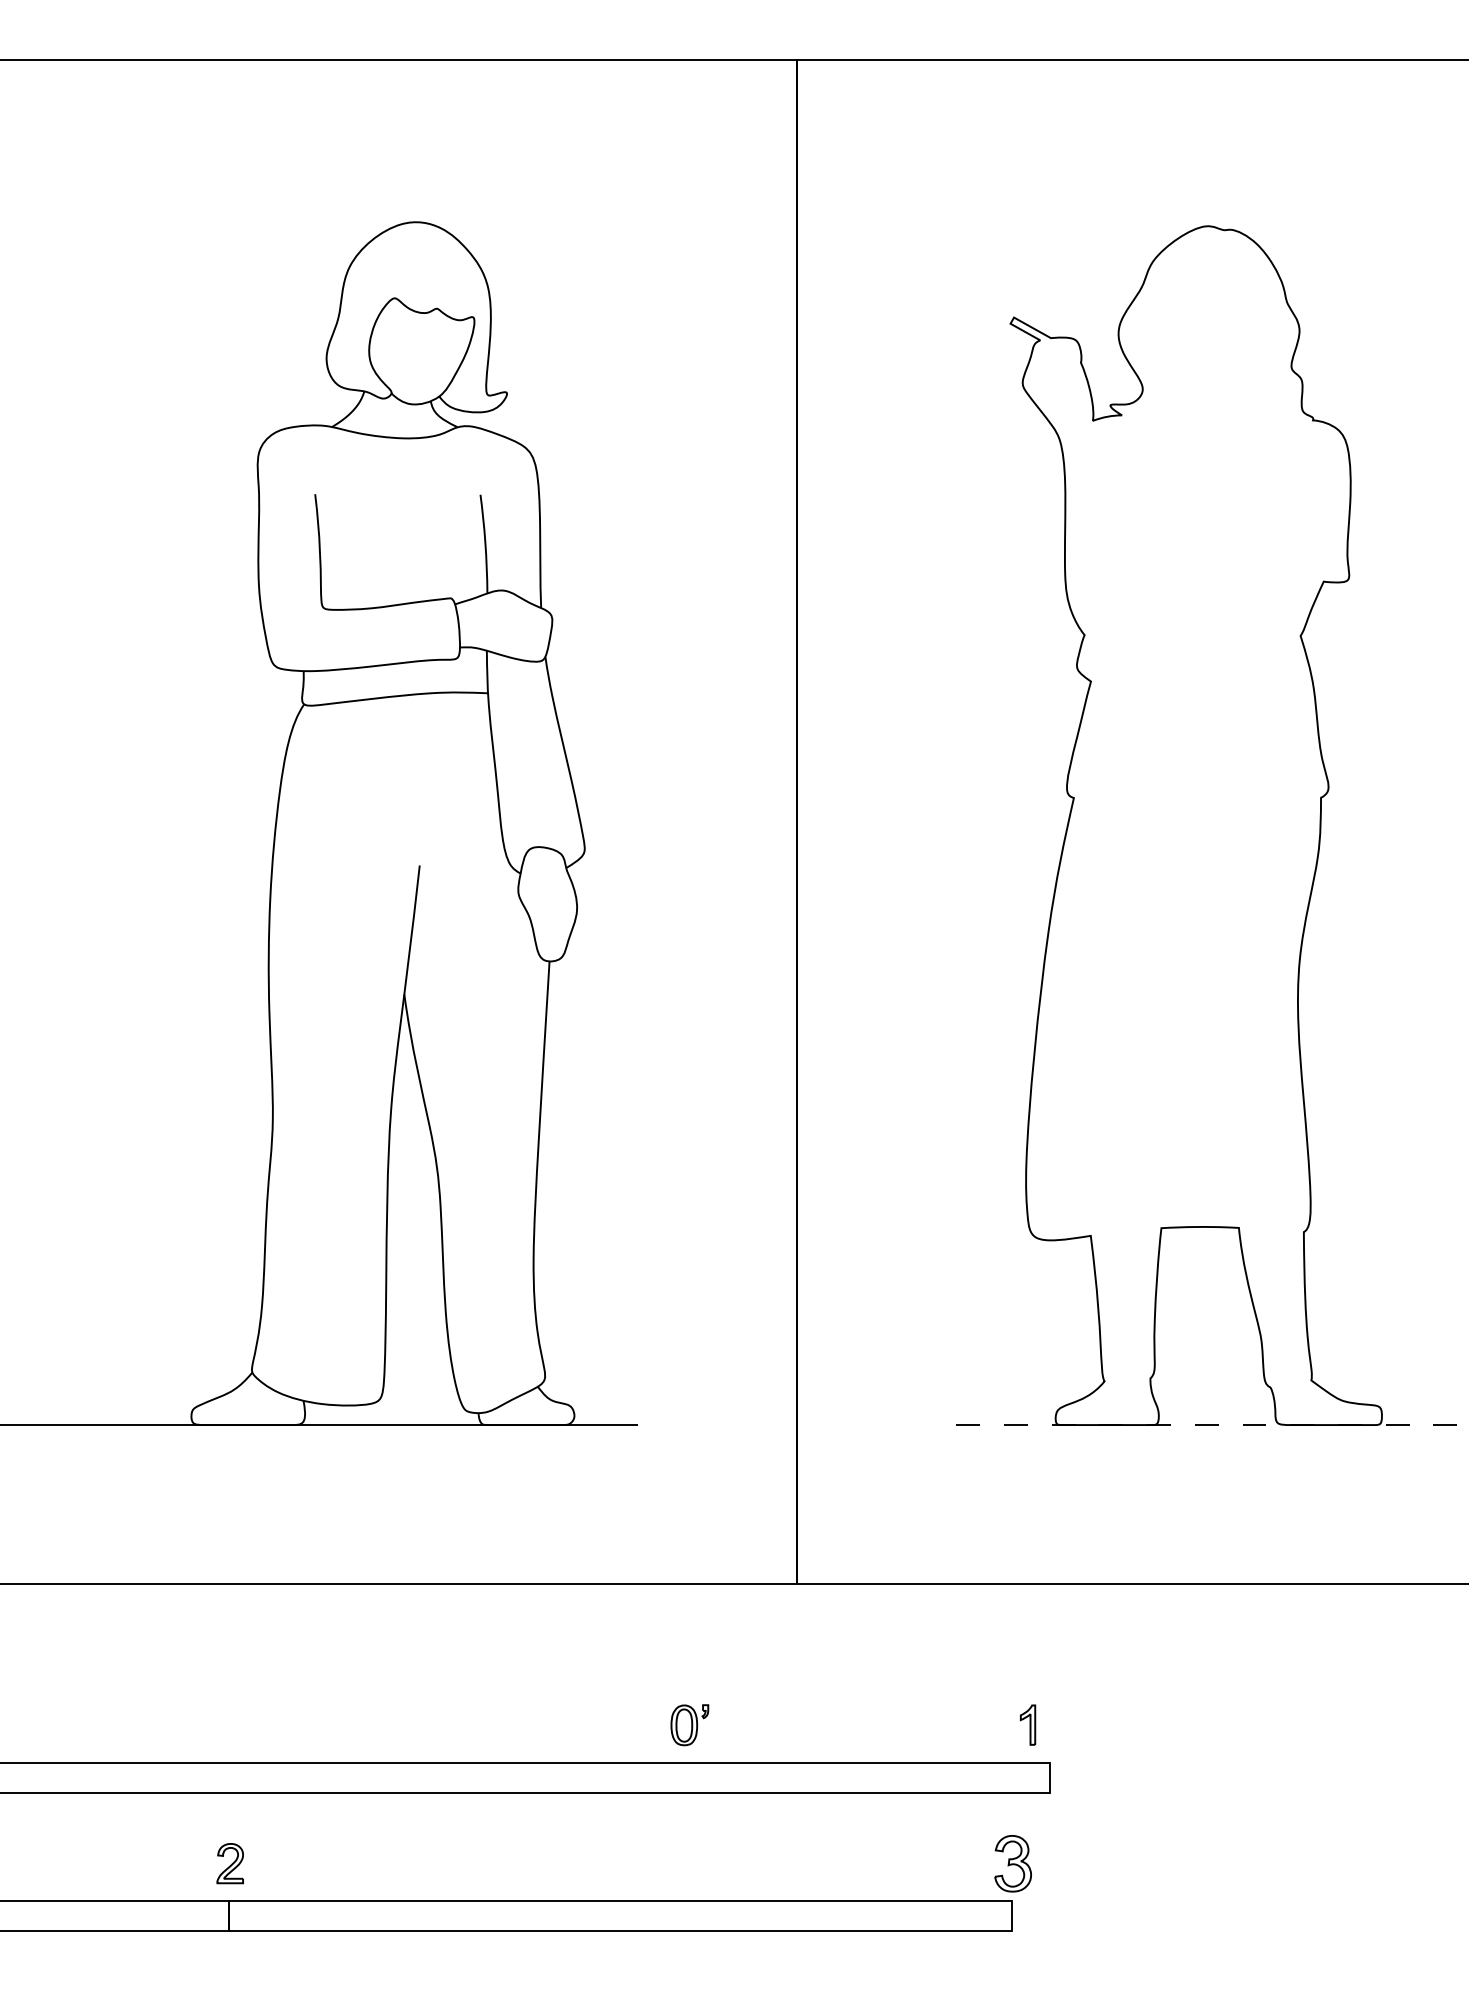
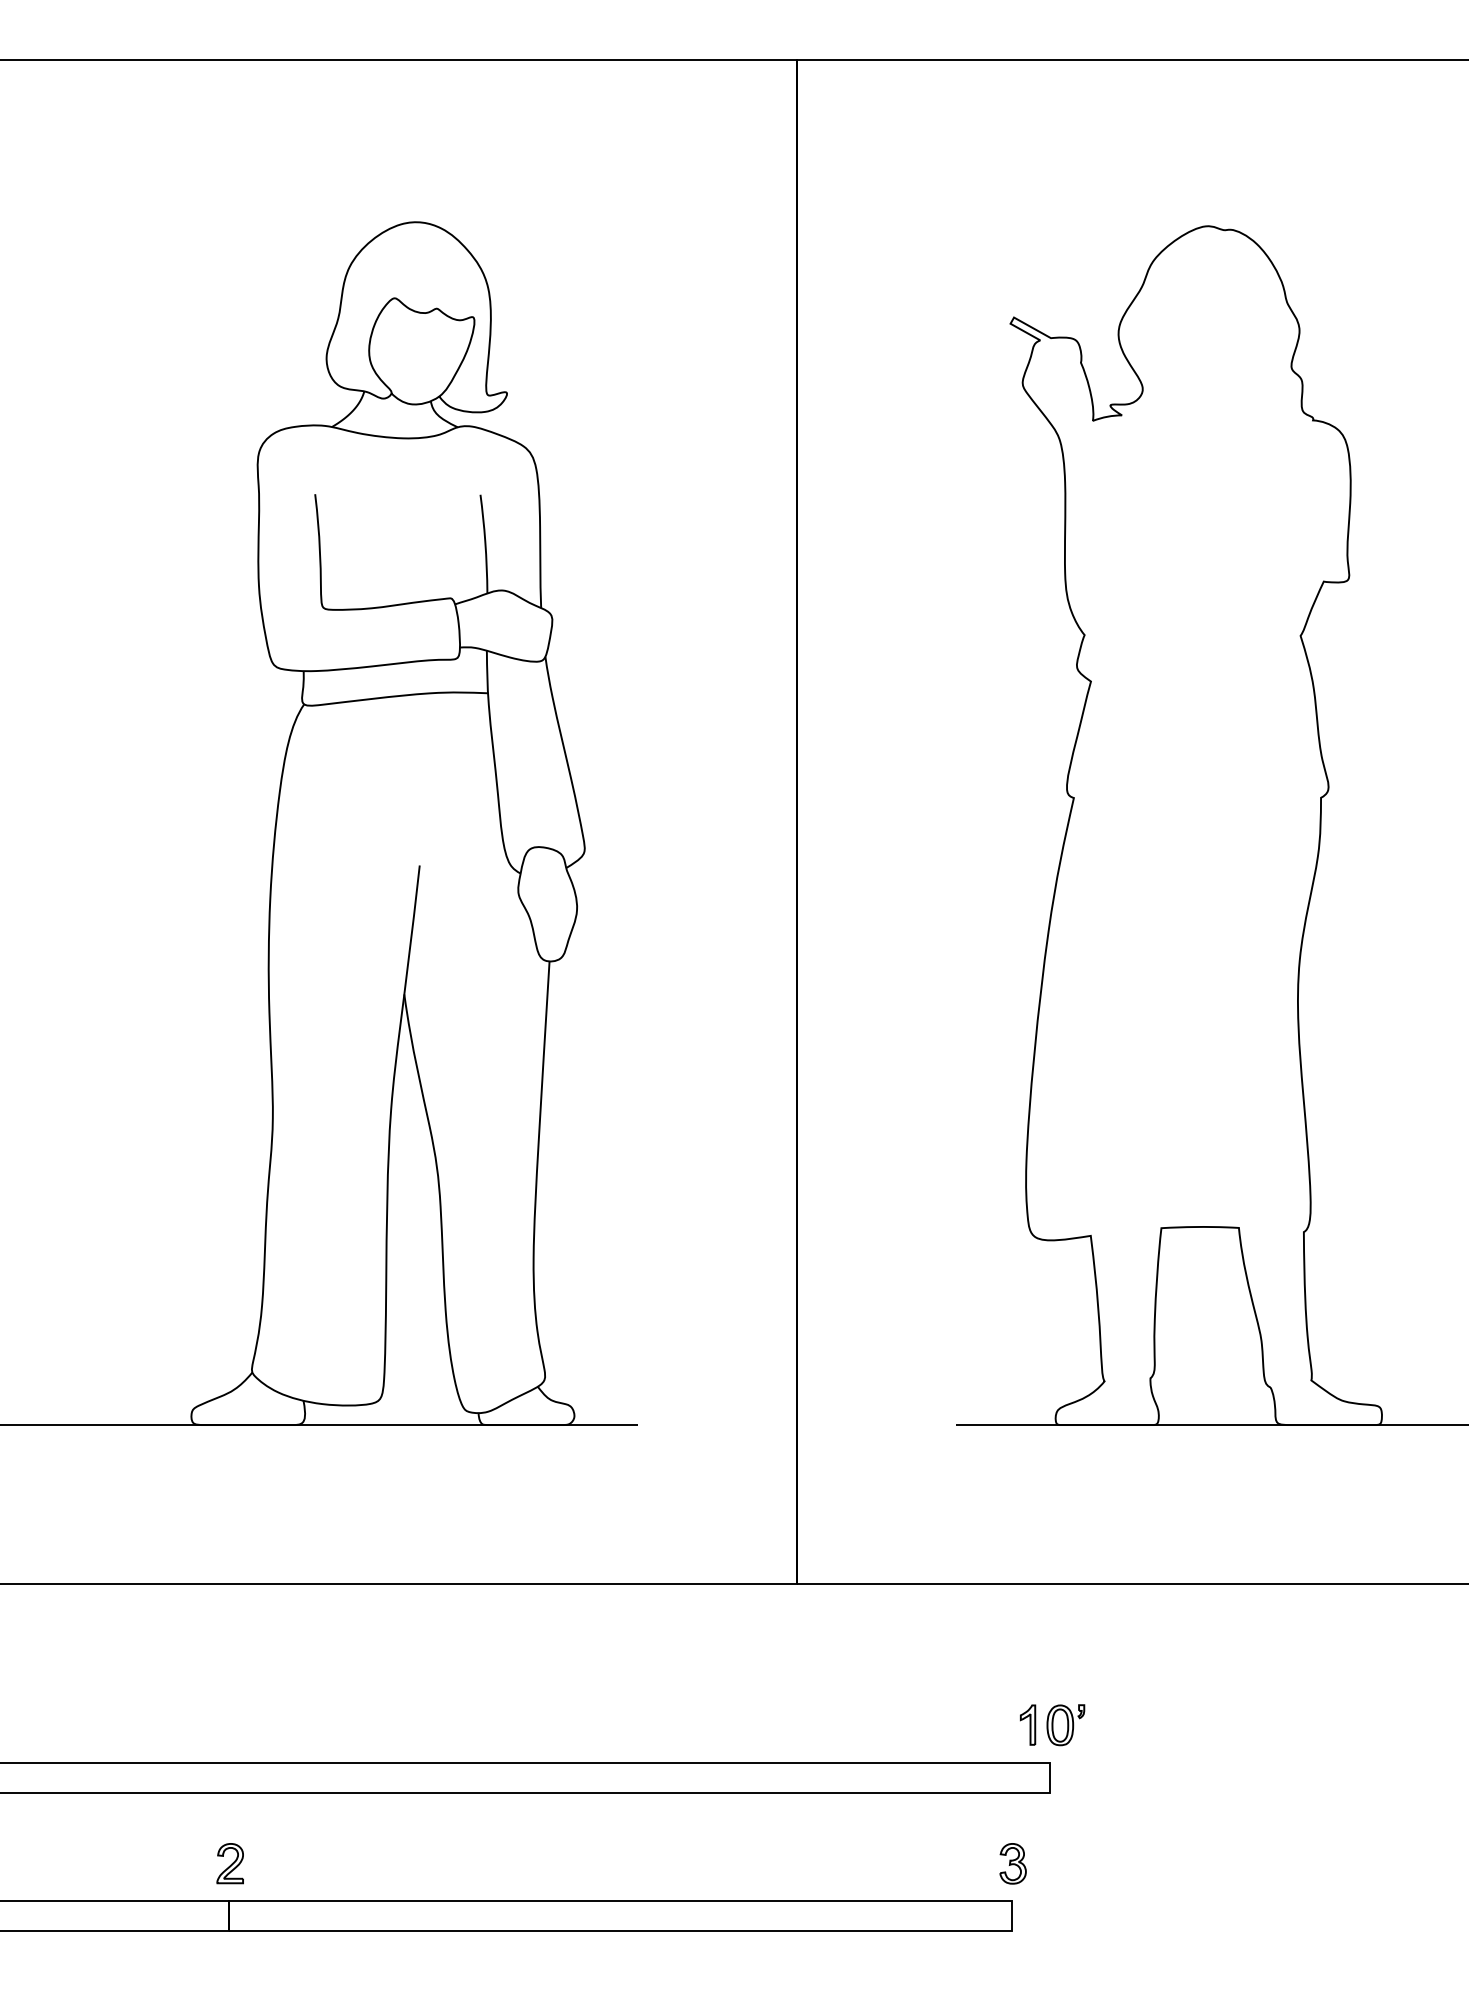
line: dashed -> solid (1212, 1425)
part position: (689, 1725) -> (1065, 1725) (1065, 1725)
part size: 38x58 px -> 28x42 px (1012, 1863)
